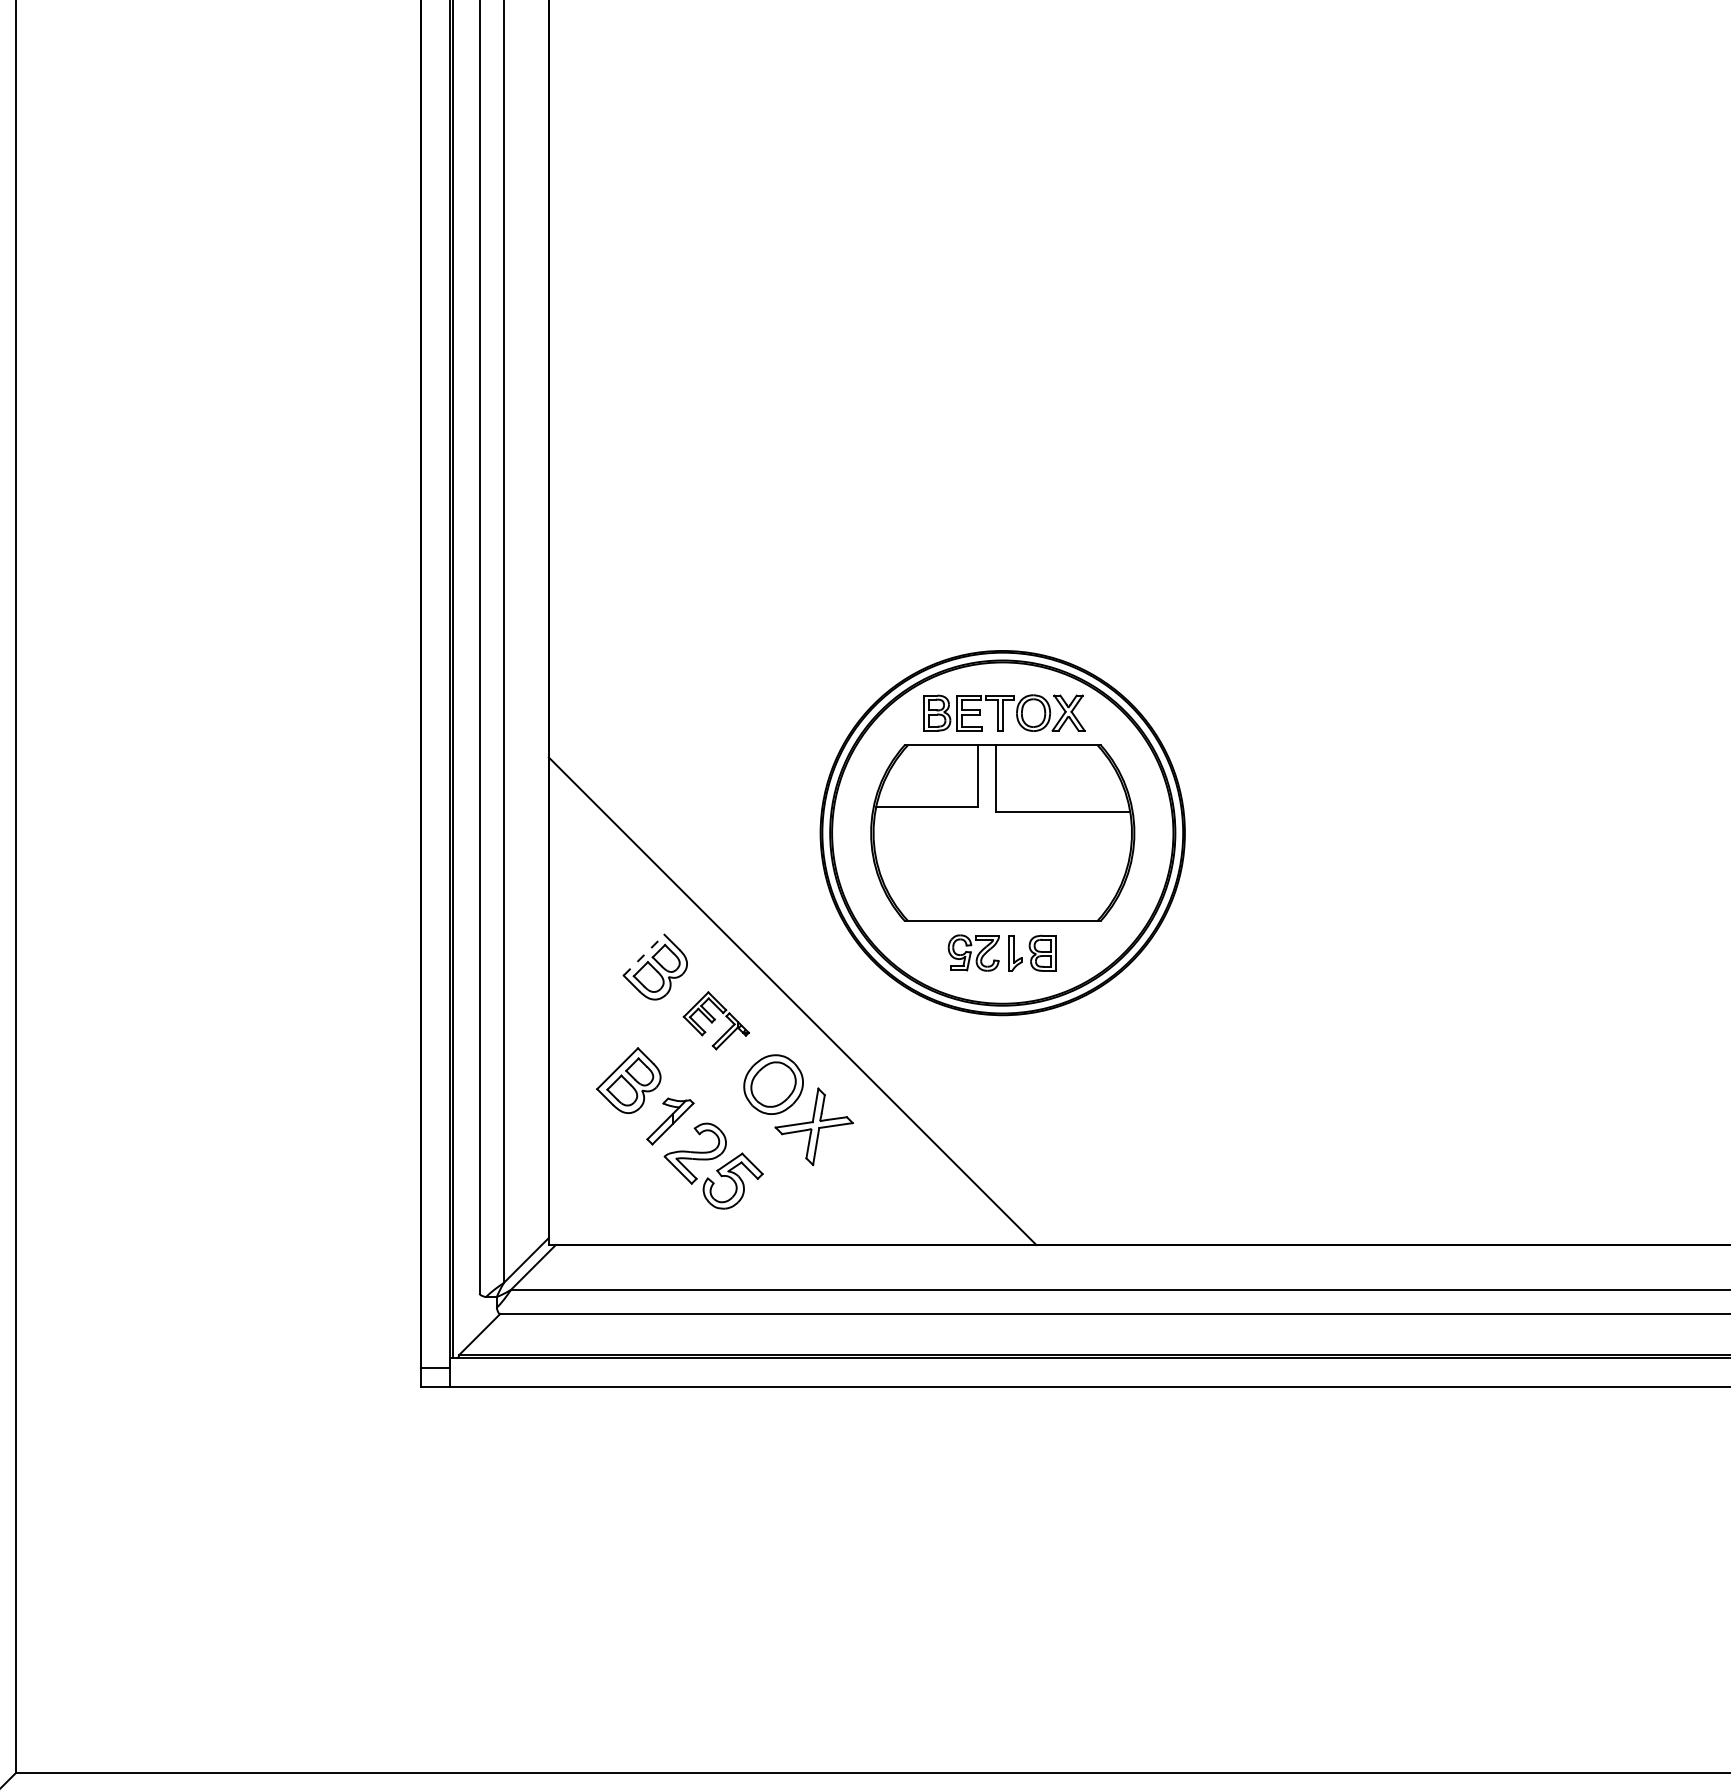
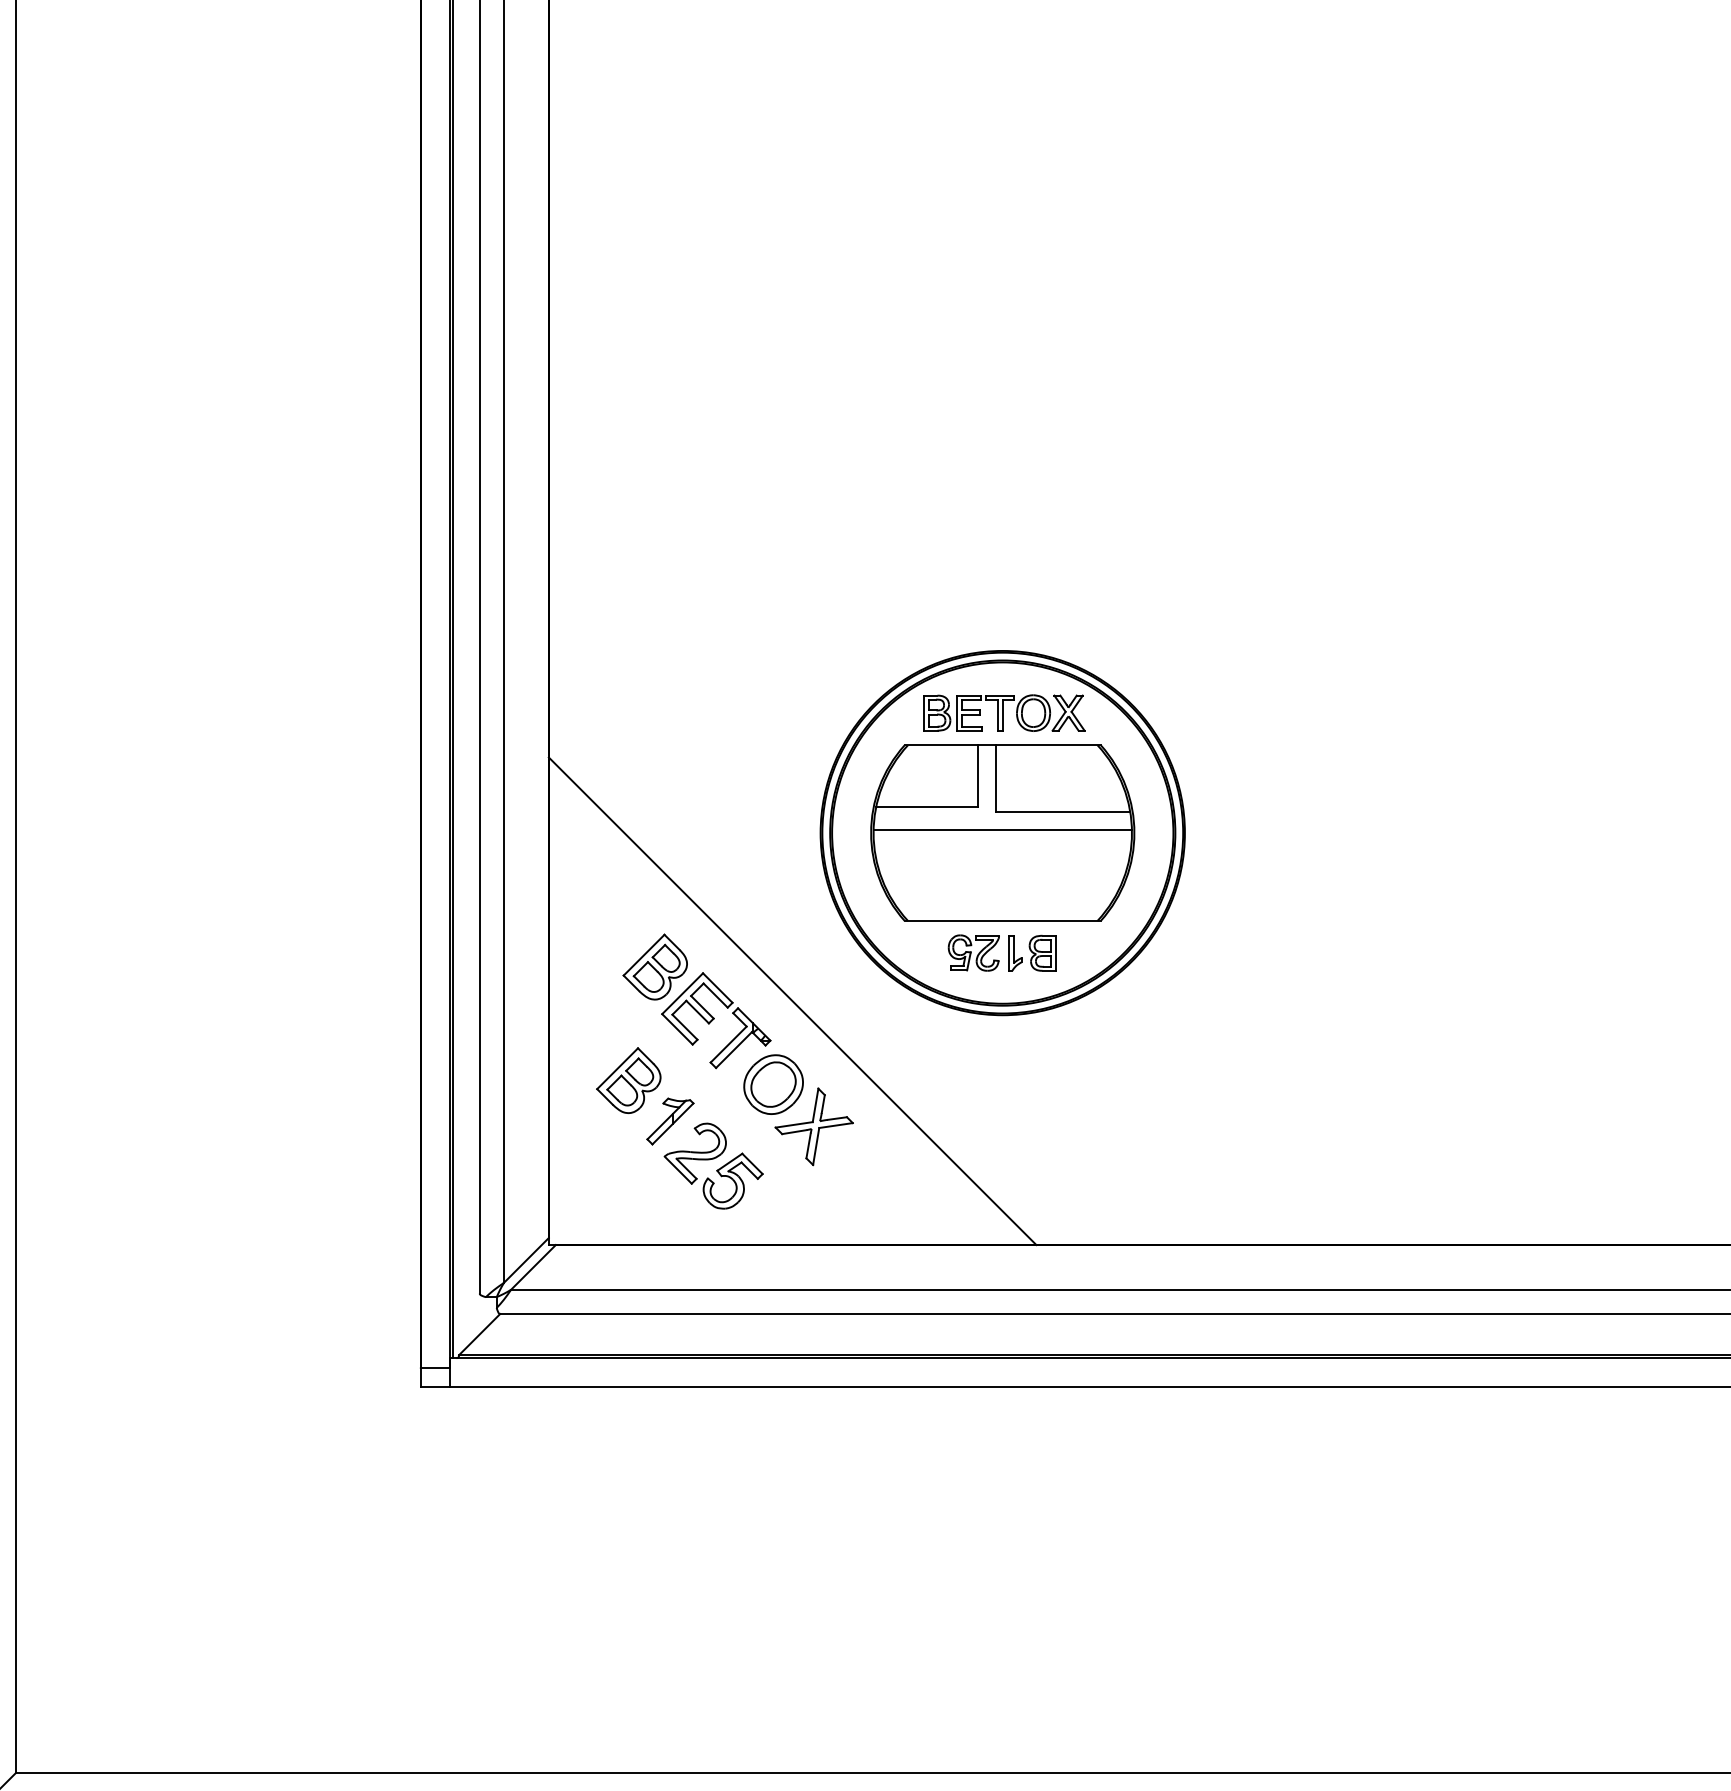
line: none -> present (1002, 830)
line: dashed -> solid (644, 955)
part size: 68x60 px -> 111x98 px (716, 1020)
